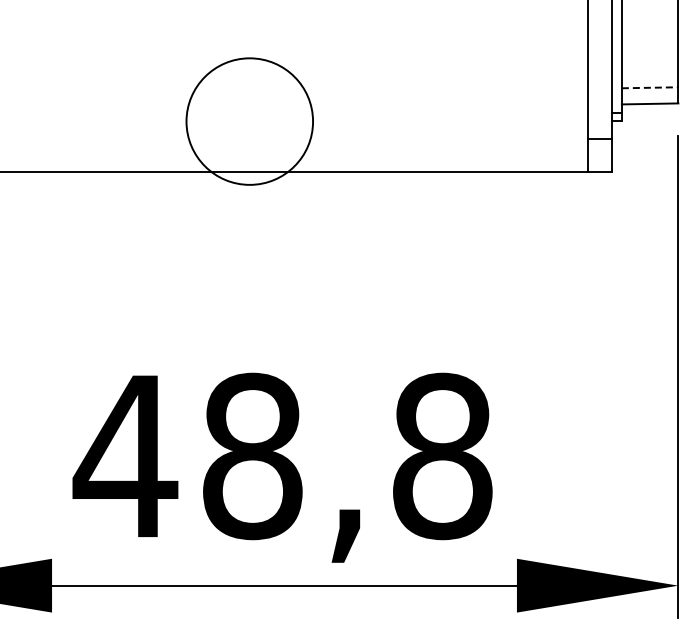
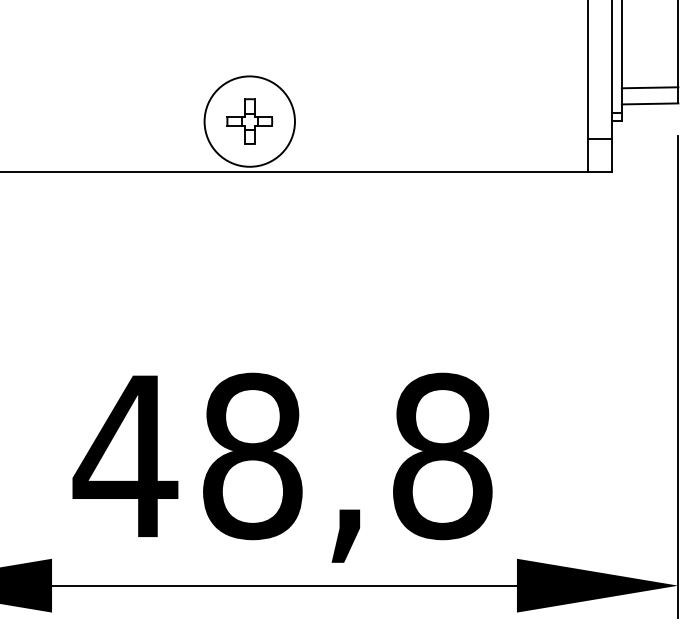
line: dashed -> solid (650, 87)
circle diameter: 127 px -> 90 px (249, 121)
part: none -> present (249, 121)
